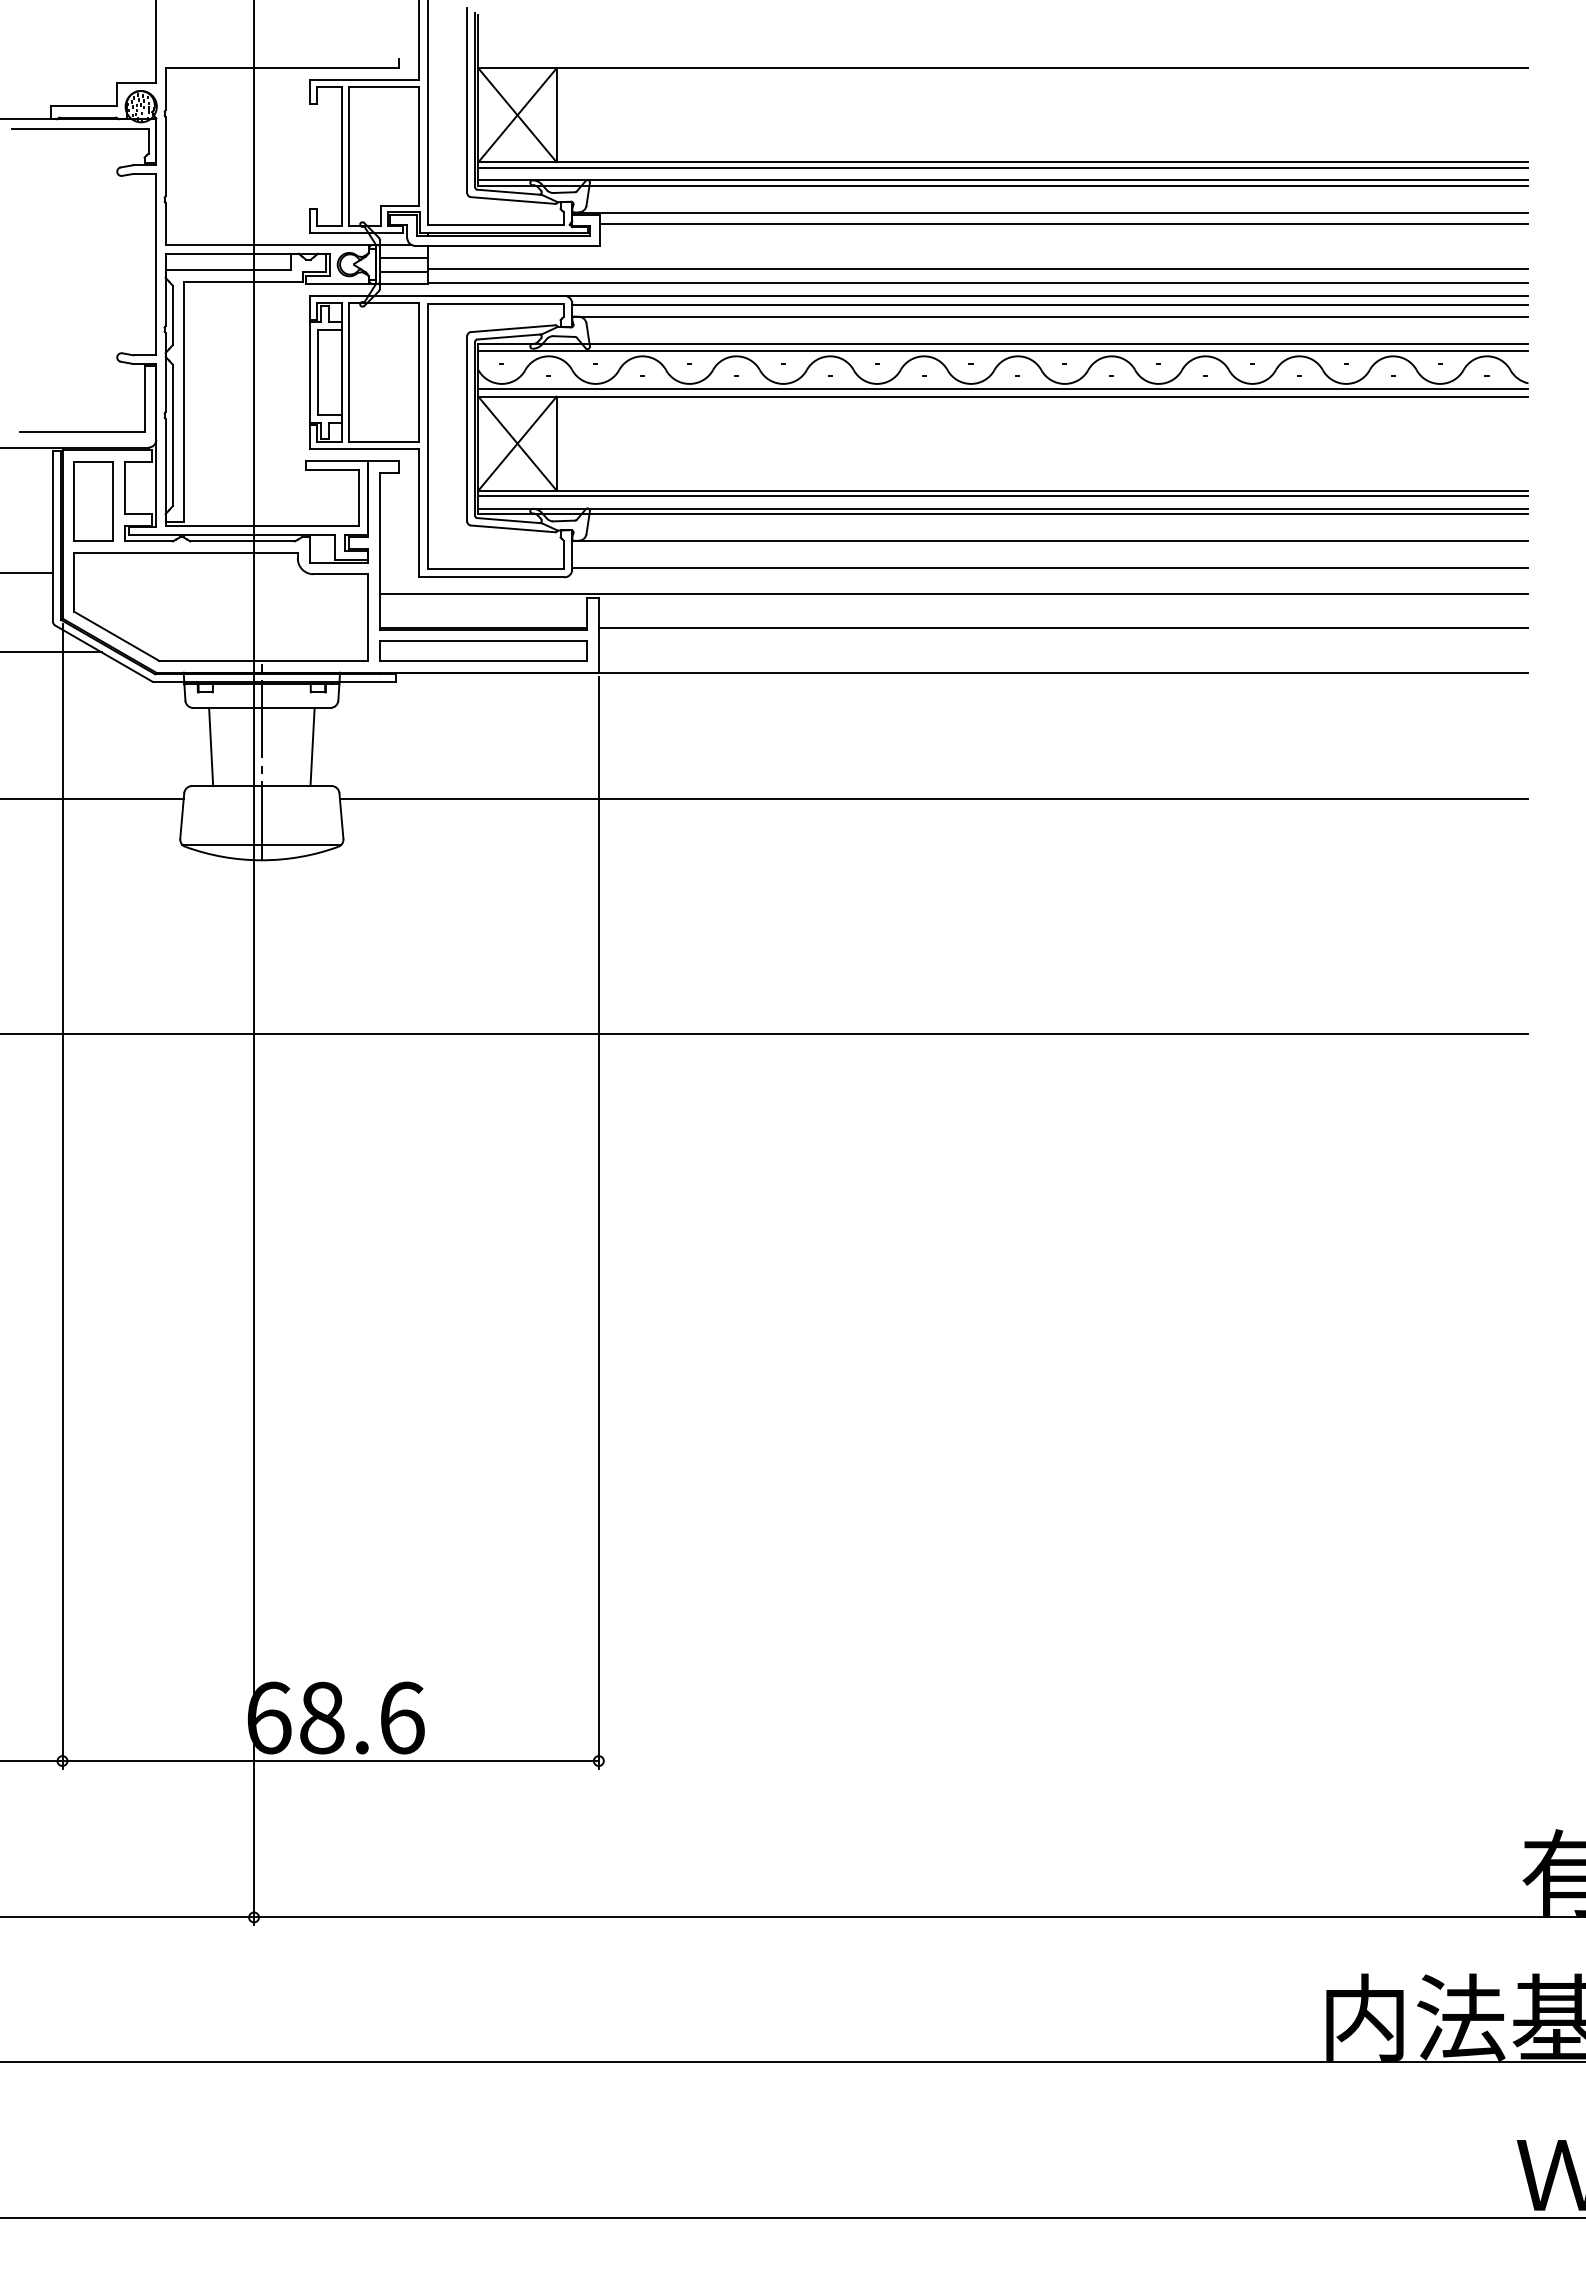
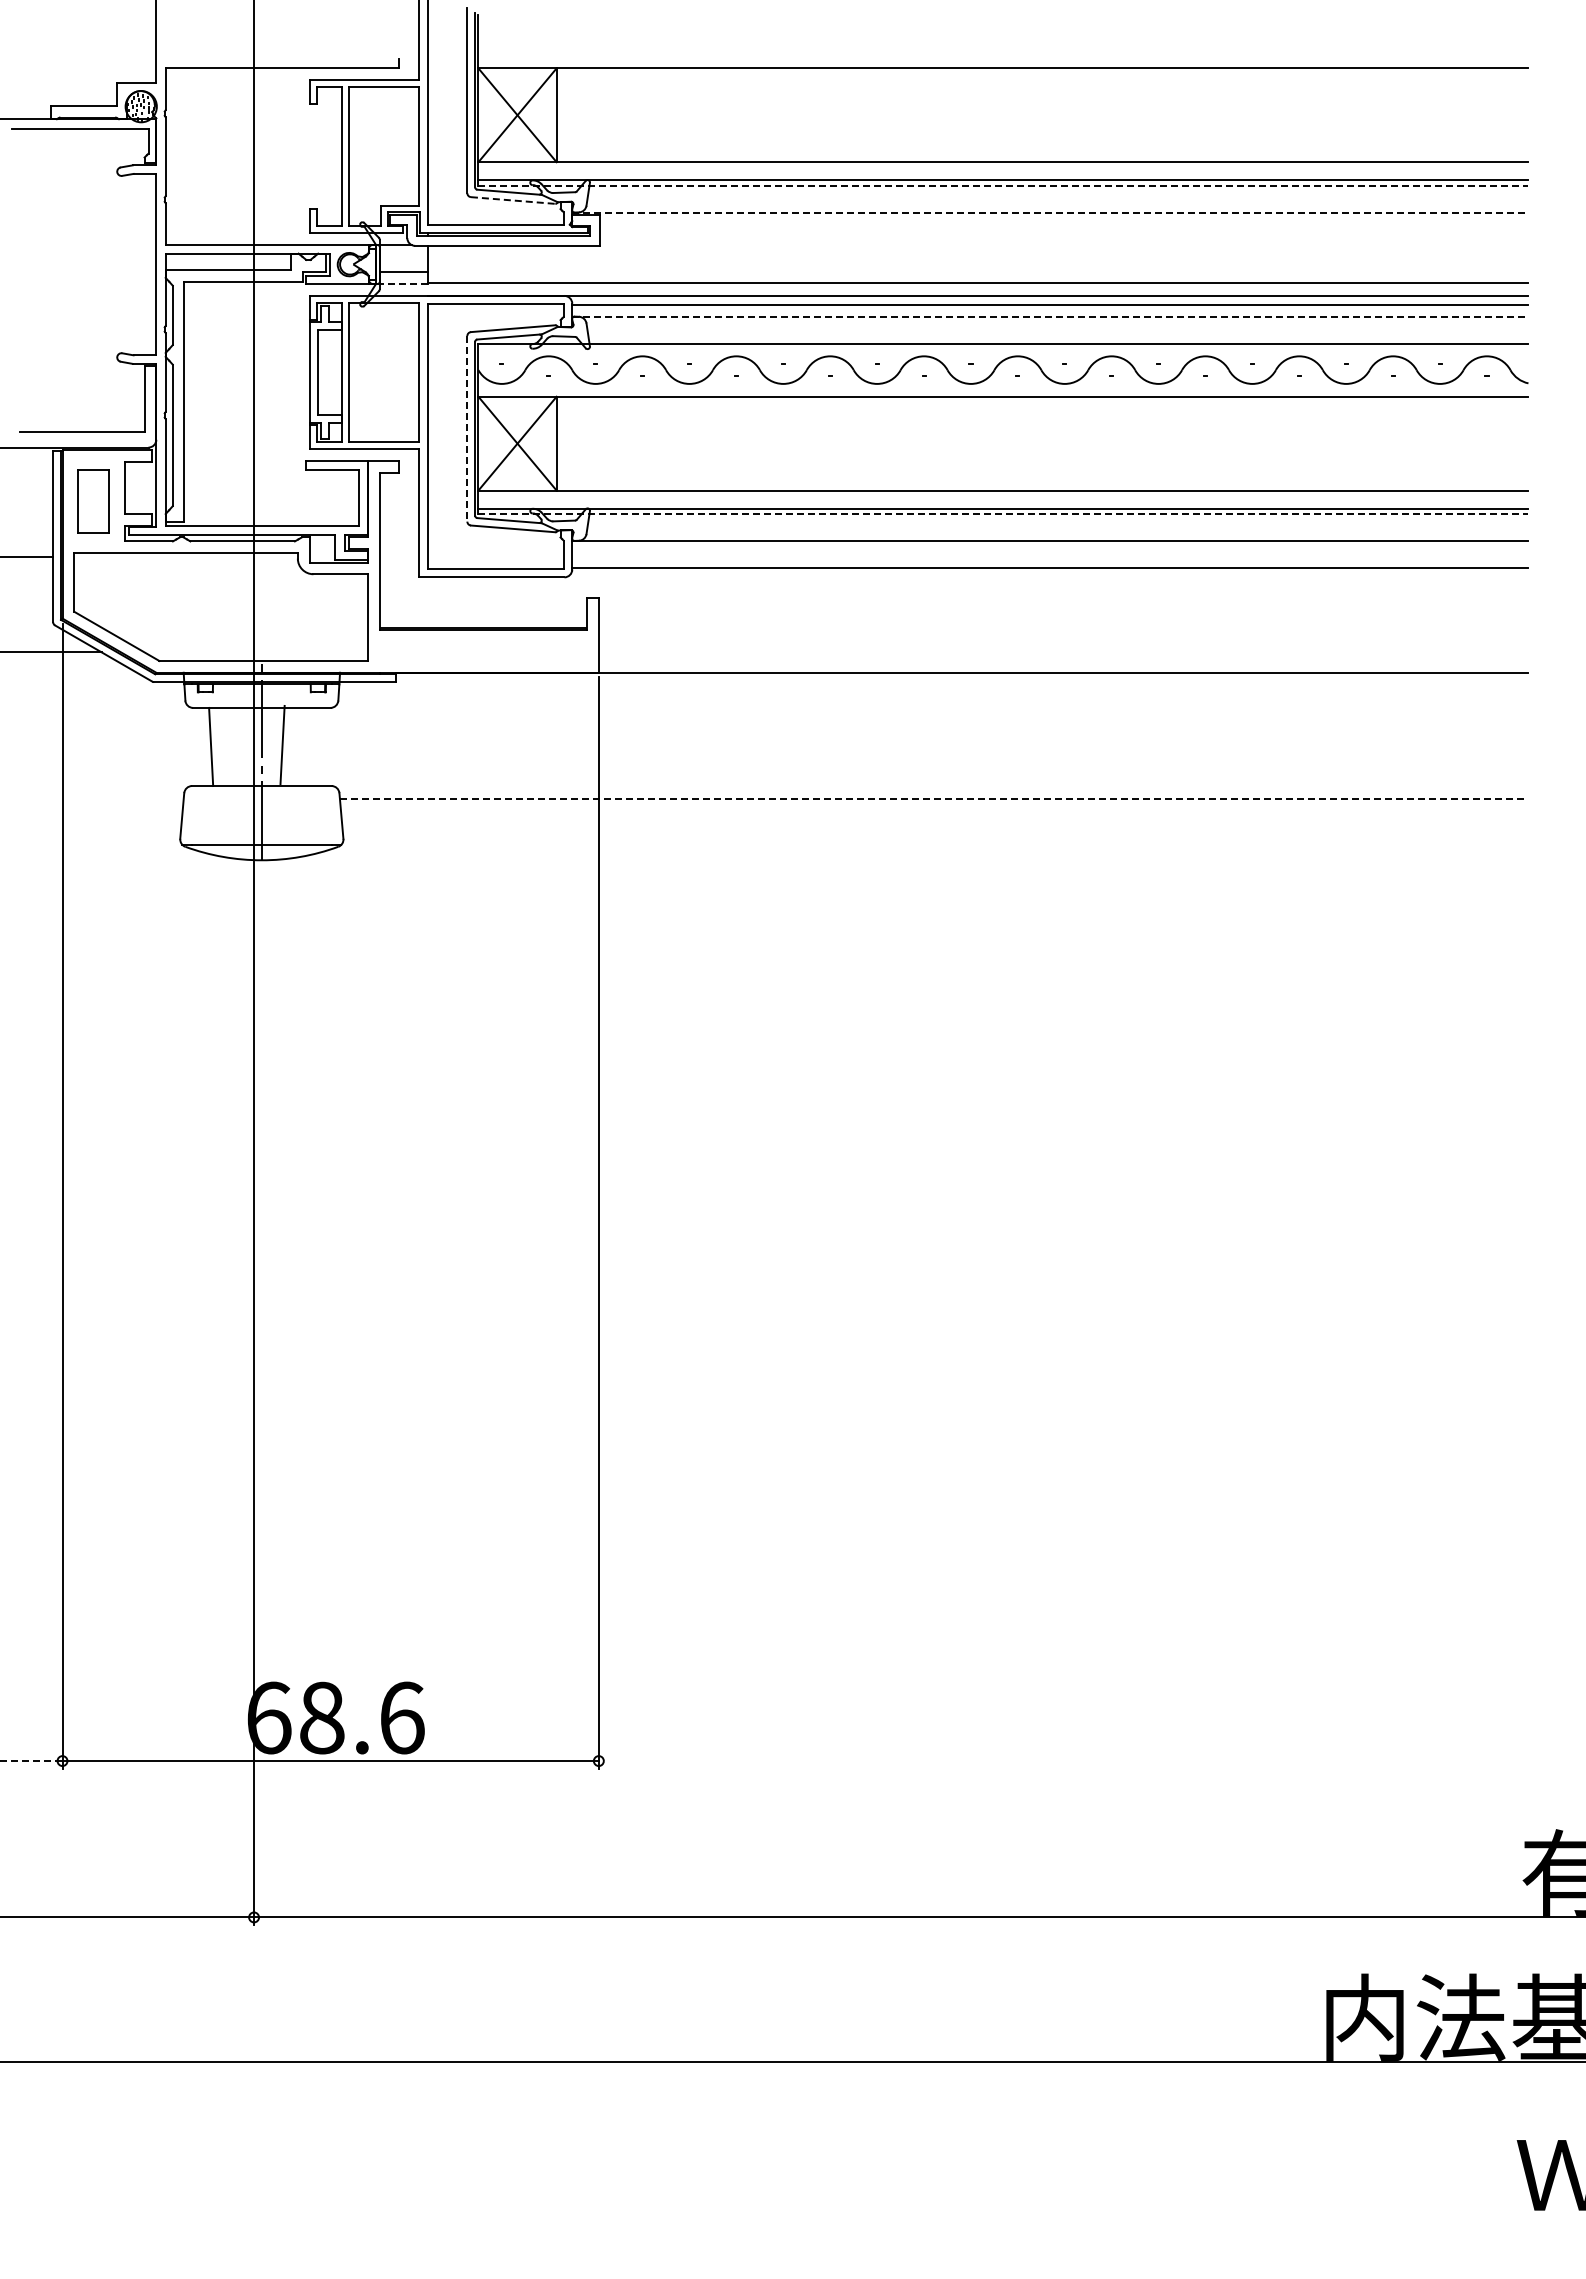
line: present -> none (1003, 167)
line: solid -> dashed (1003, 185)
line: solid -> dashed (513, 200)
line: solid -> dashed (1050, 212)
line: present -> none (1064, 223)
line: present -> none (403, 257)
line: present -> none (977, 268)
line: solid -> dashed (403, 284)
line: solid -> dashed (1050, 316)
line: present -> none (1003, 351)
line: present -> none (1003, 388)
line: solid -> dashed (467, 428)
line: present -> none (1003, 496)
part size: 41x81 px -> 33x65 px (93, 501)
line: solid -> dashed (1003, 514)
line position: (27, 572) -> (27, 556) (27, 556)
line: present -> none (953, 593)
line: present -> none (1063, 628)
part: present -> none (483, 650)
line position: (312, 746) -> (282, 744) (282, 744)
line: present -> none (92, 799)
line: solid -> dashed (934, 799)
line: present -> none (765, 1033)
line: solid -> dashed (31, 1761)
line: present -> none (792, 2218)
